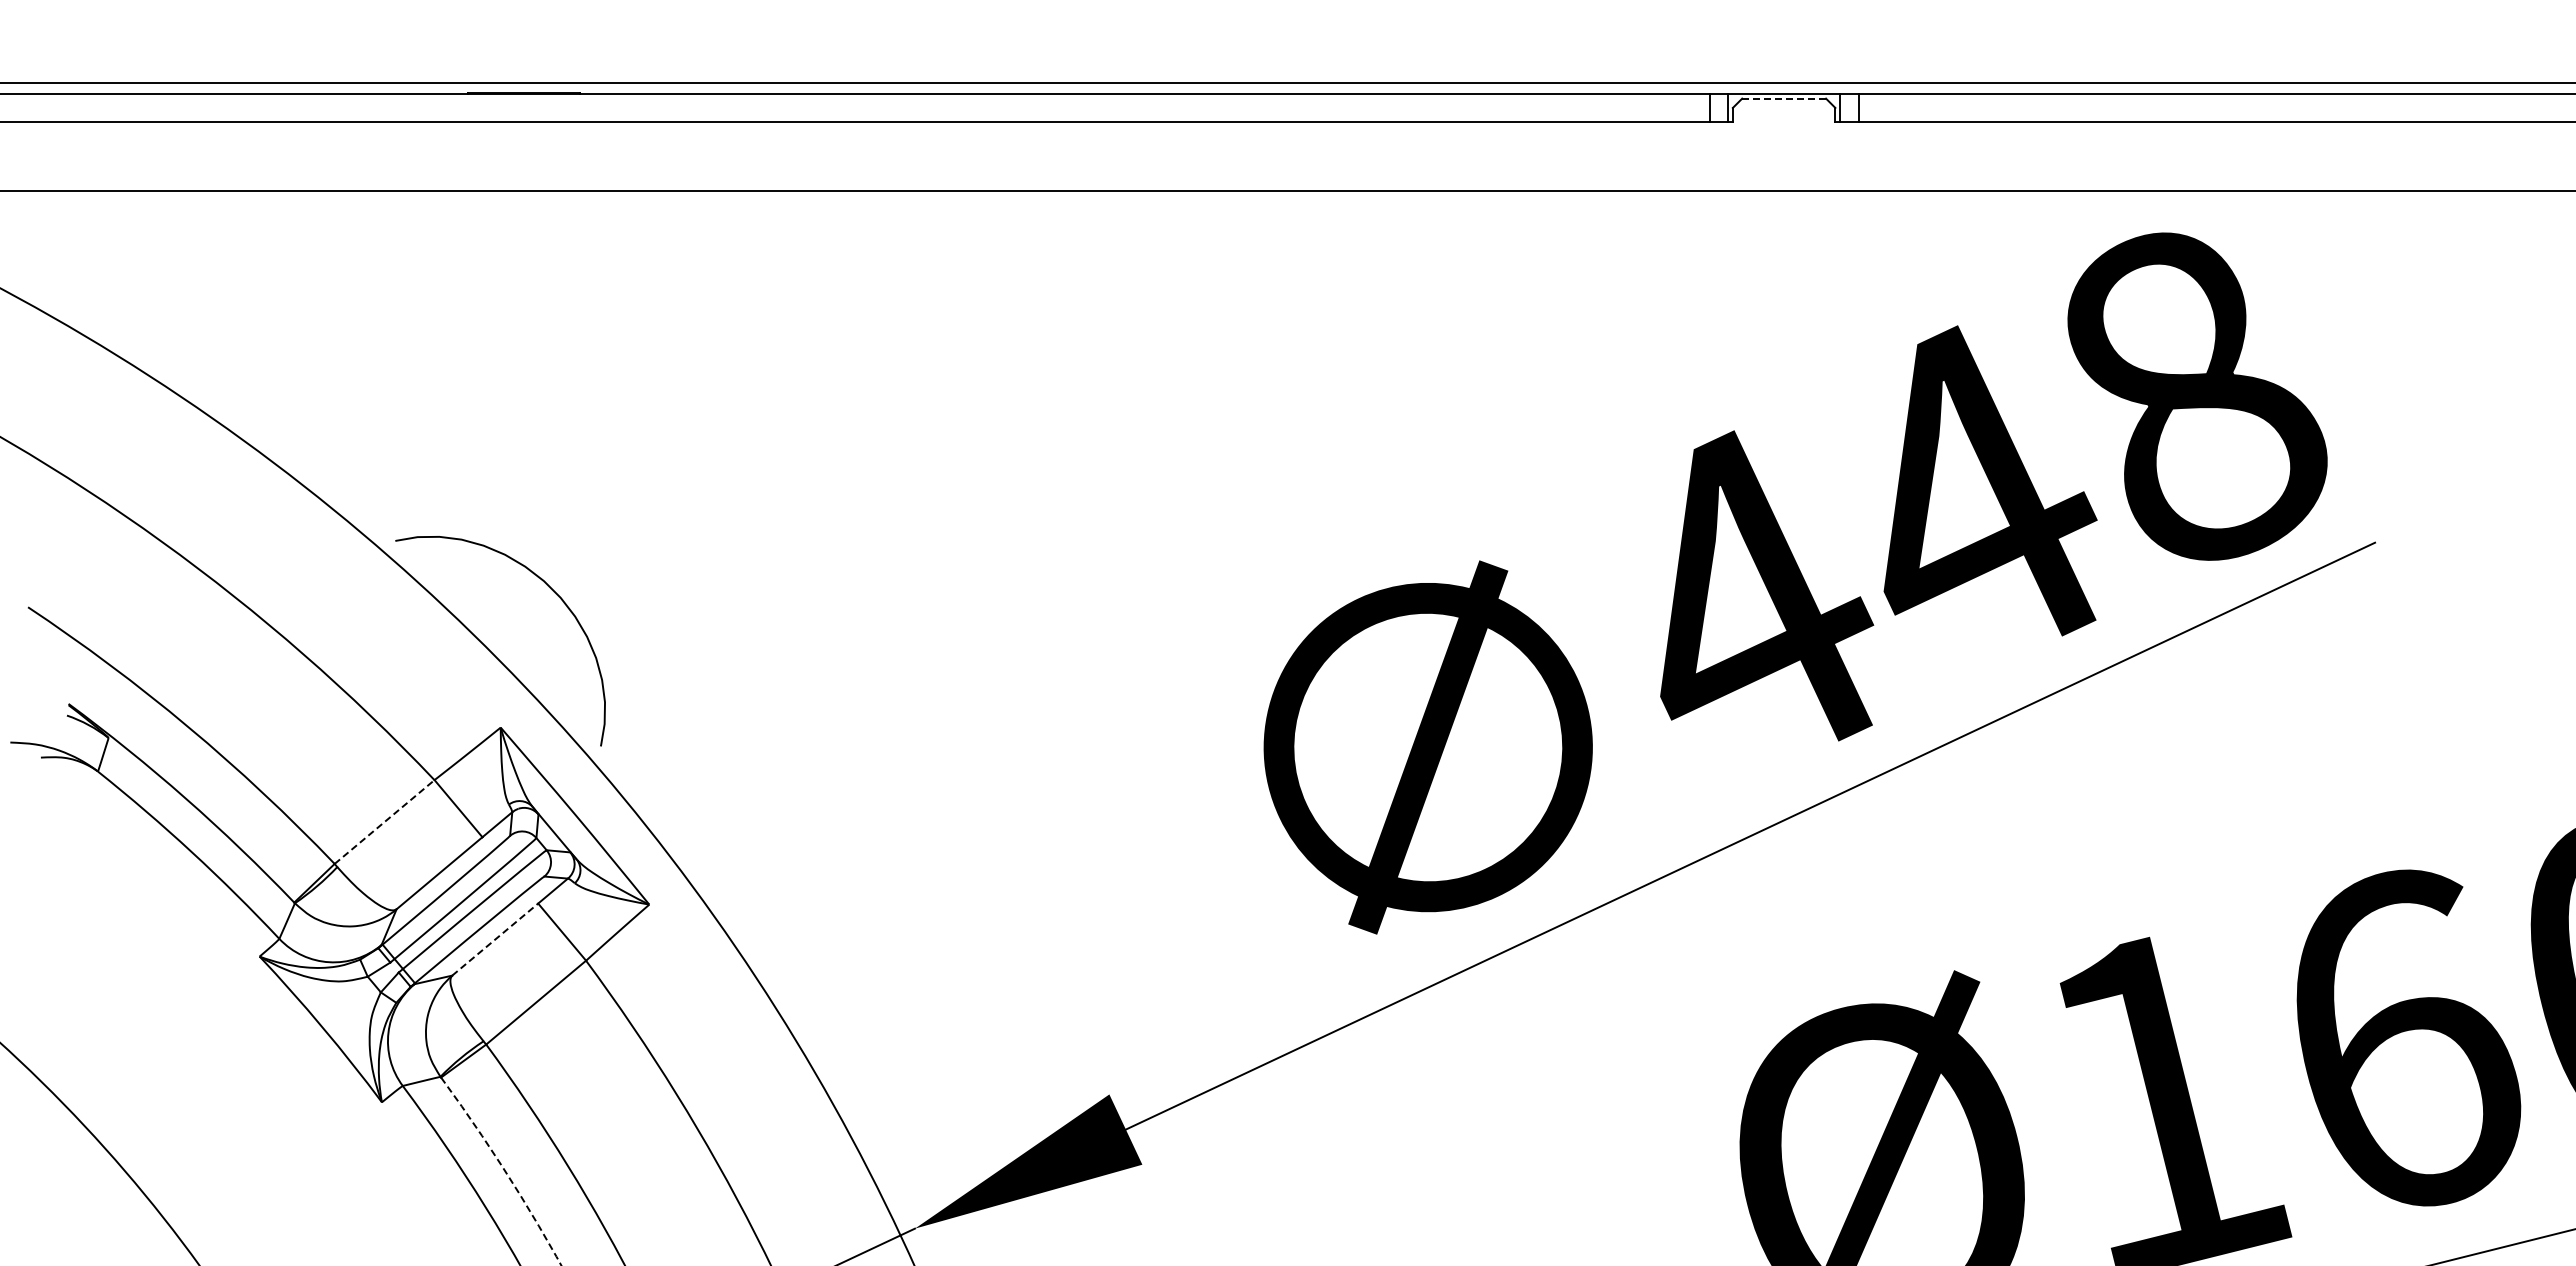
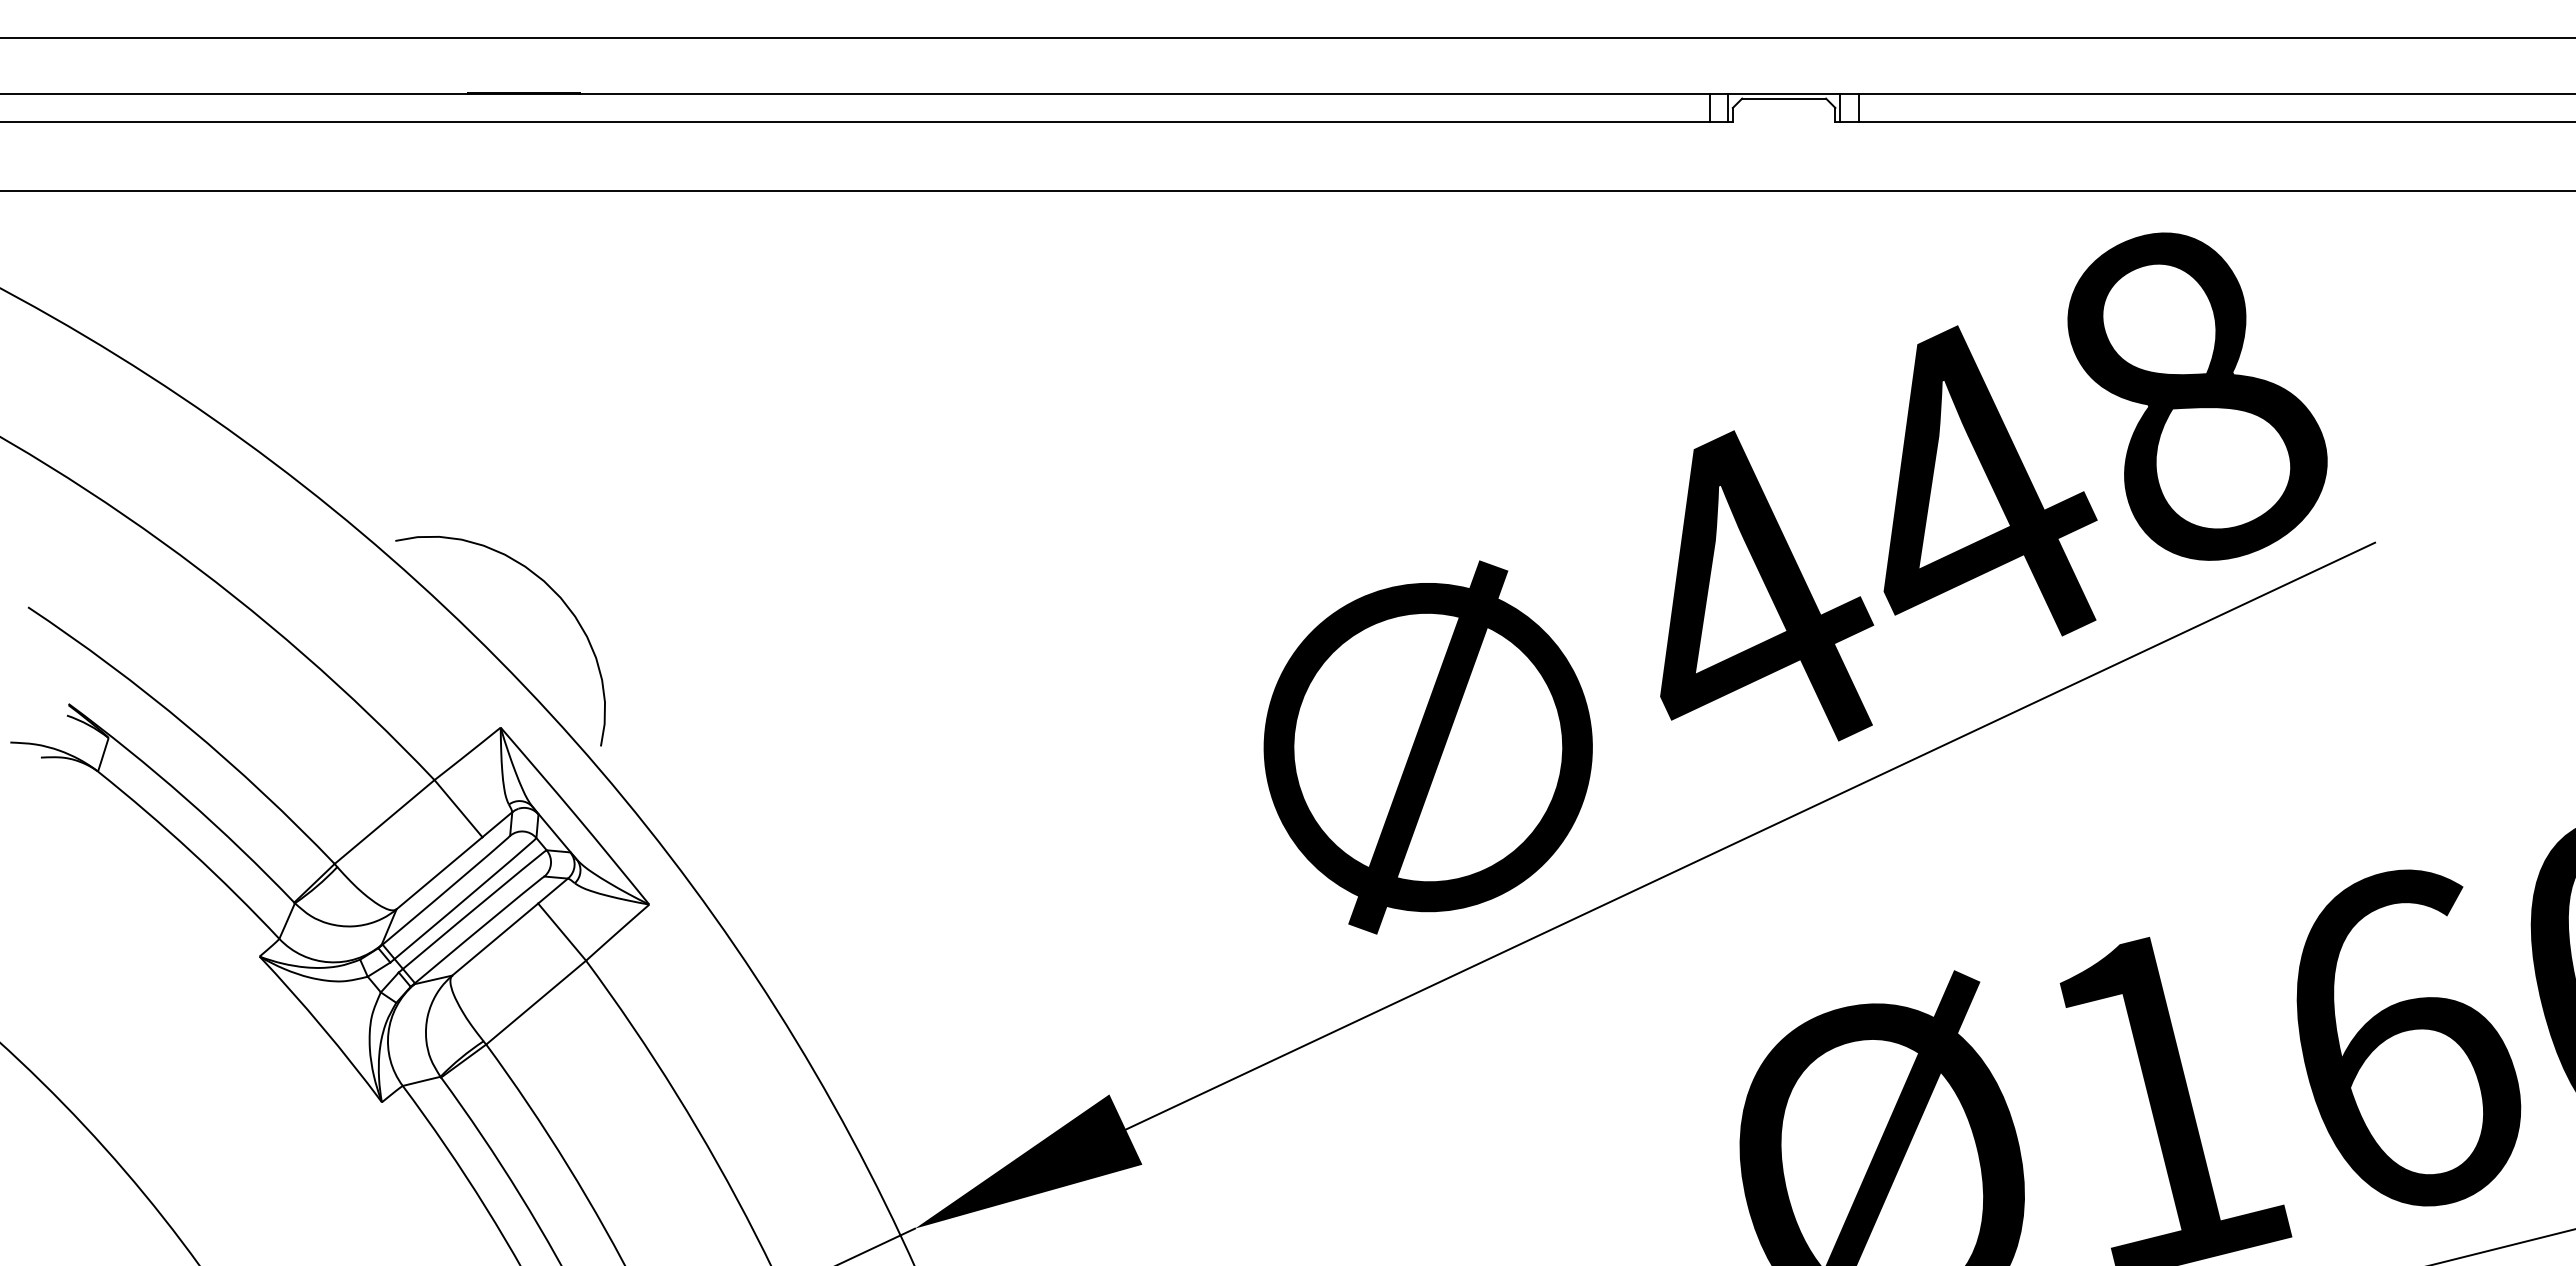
line position: (1287, 83) -> (1287, 38) (1287, 38)
line: dashed -> solid (1784, 98)
line: dashed -> solid (384, 821)
line: dashed -> solid (495, 939)
arc: dashed -> solid (503, 1169)
